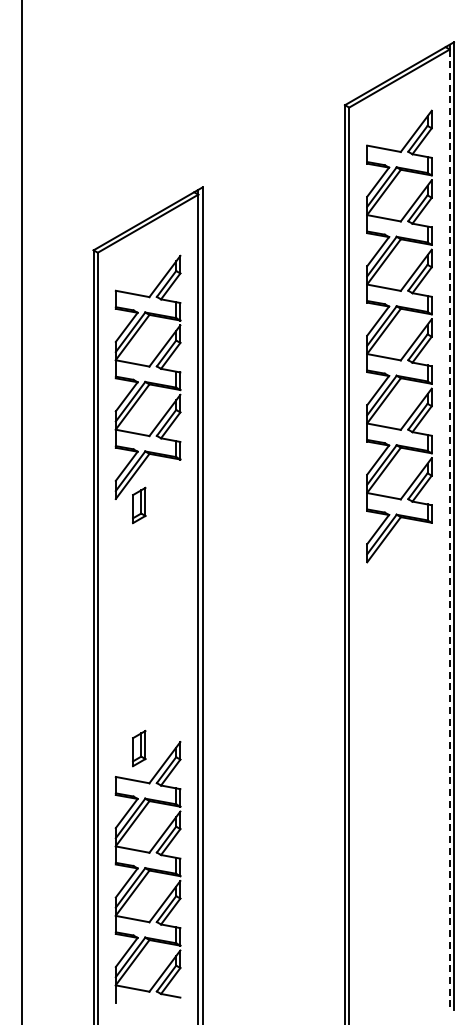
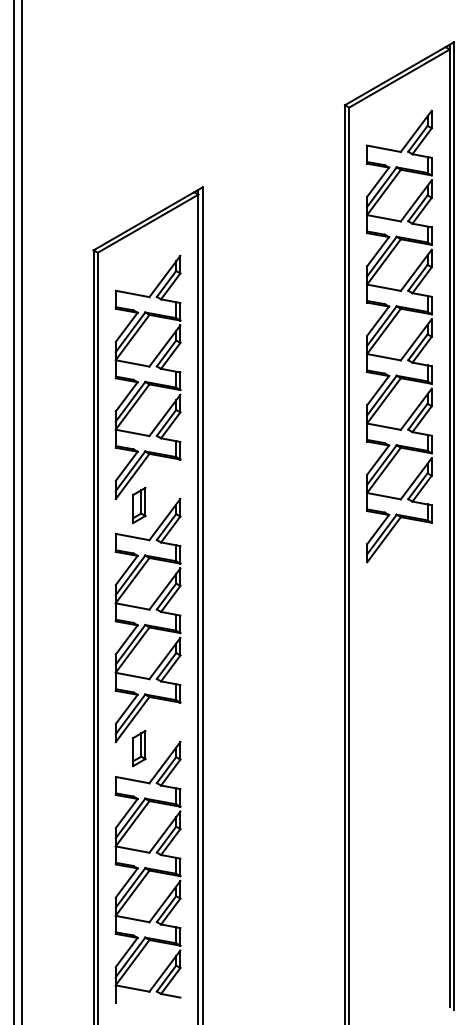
line: none -> present (14, 511)
line: dashed -> solid (449, 528)
part: none -> present (147, 620)
